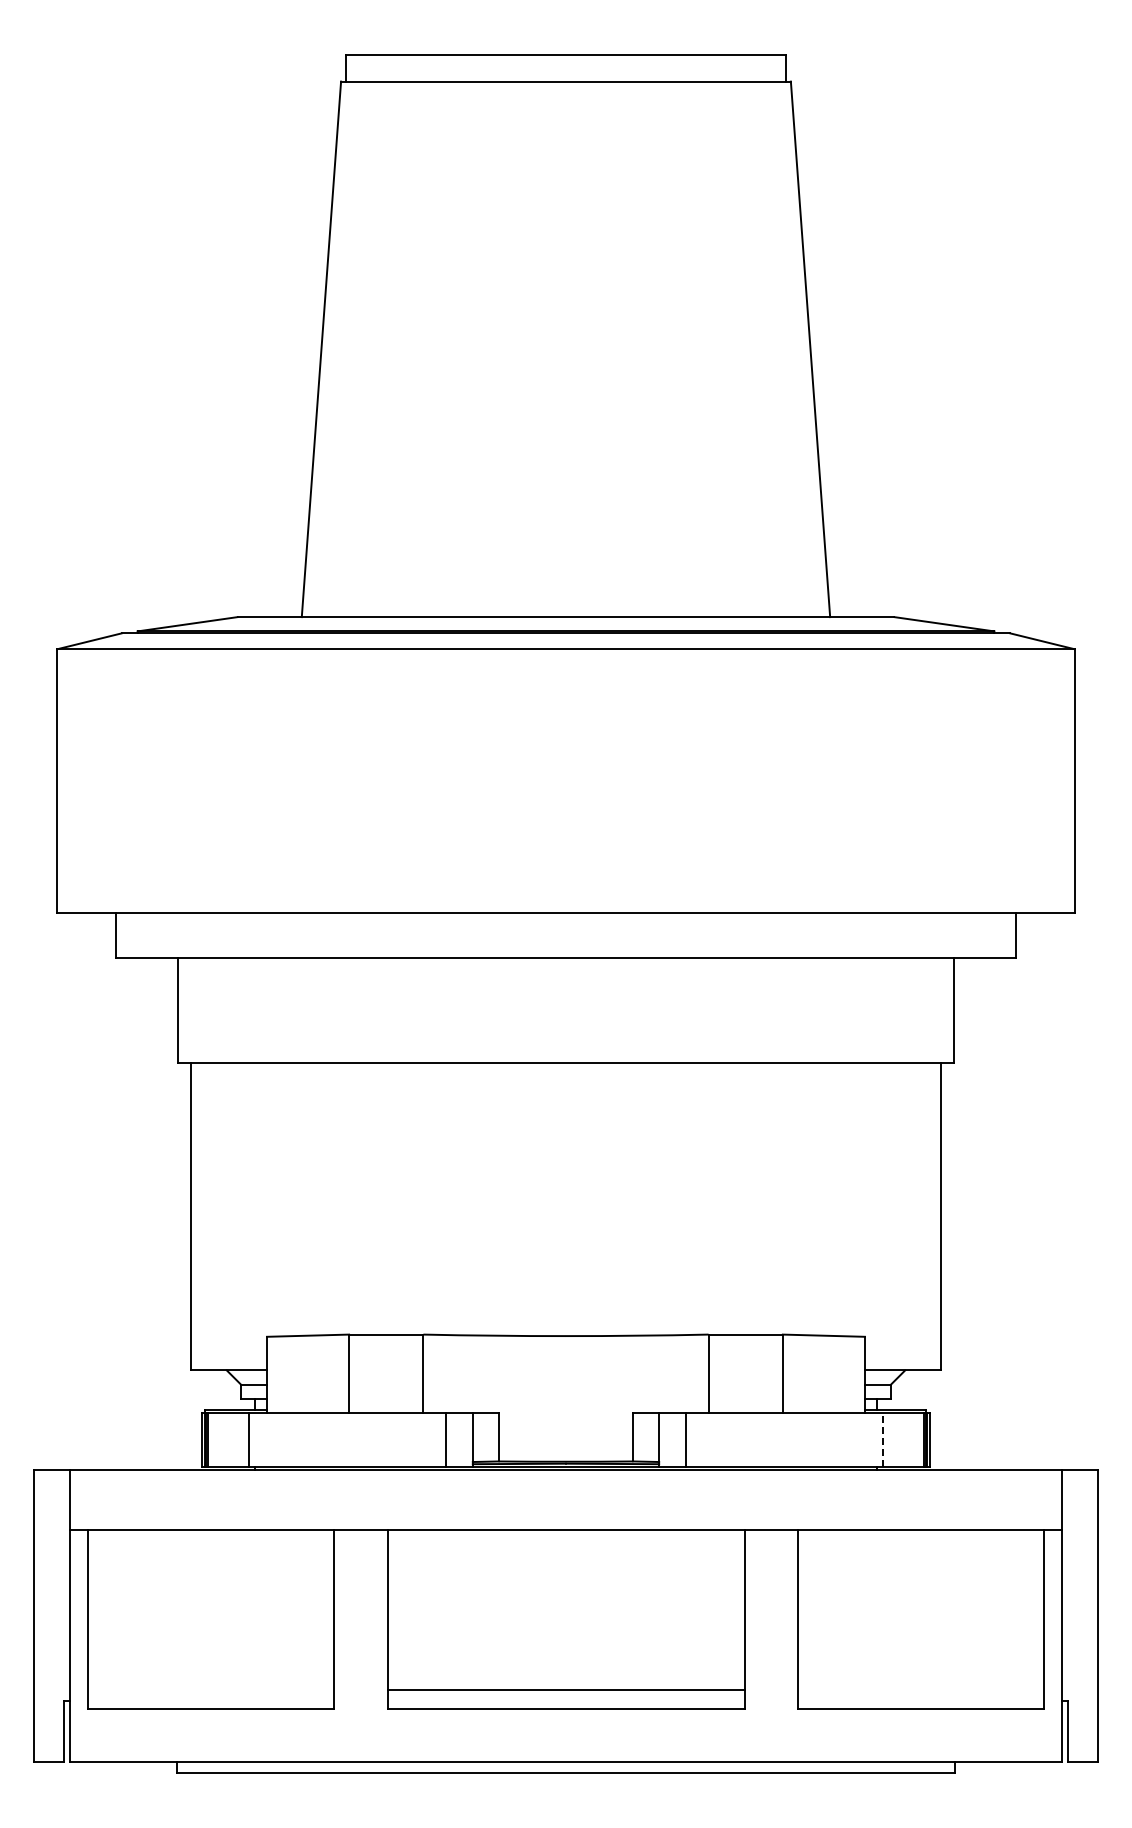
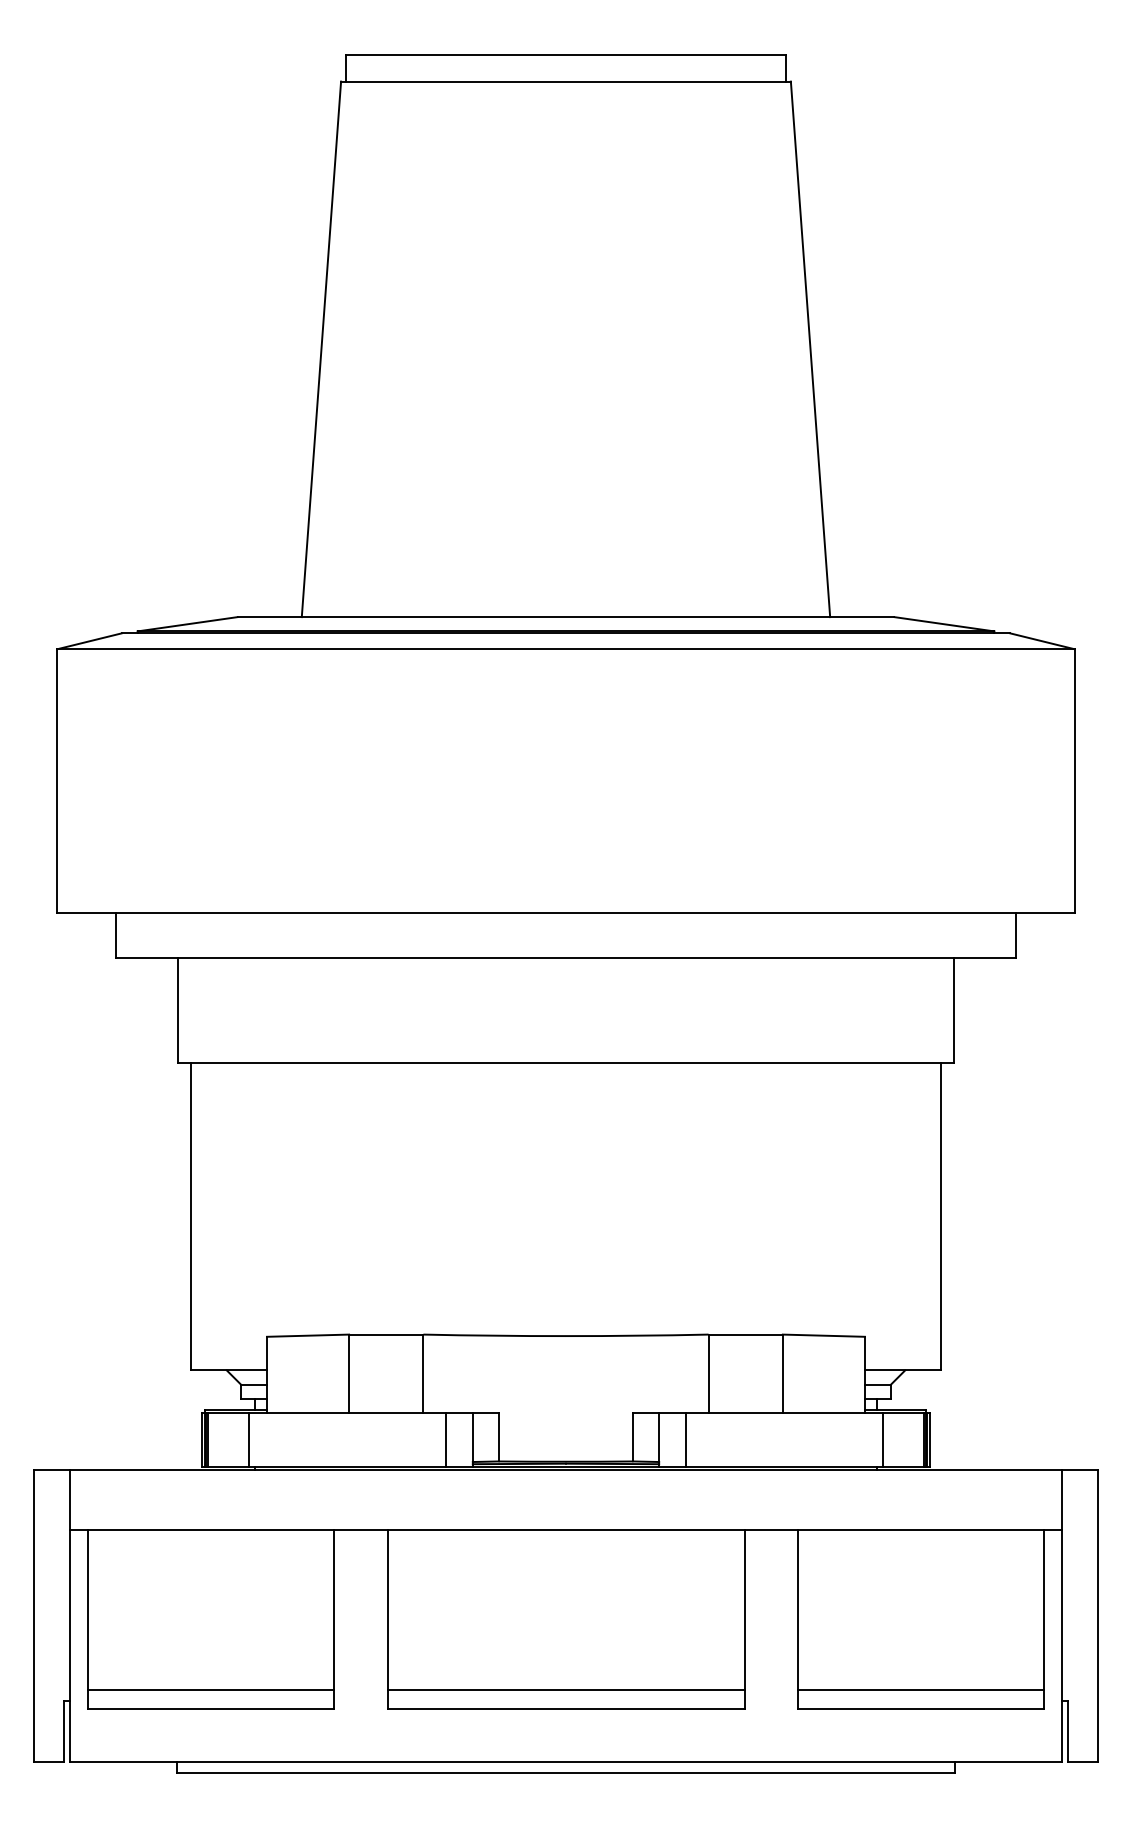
line: dashed -> solid (883, 1440)
line: none -> present (210, 1690)
line: none -> present (921, 1690)
